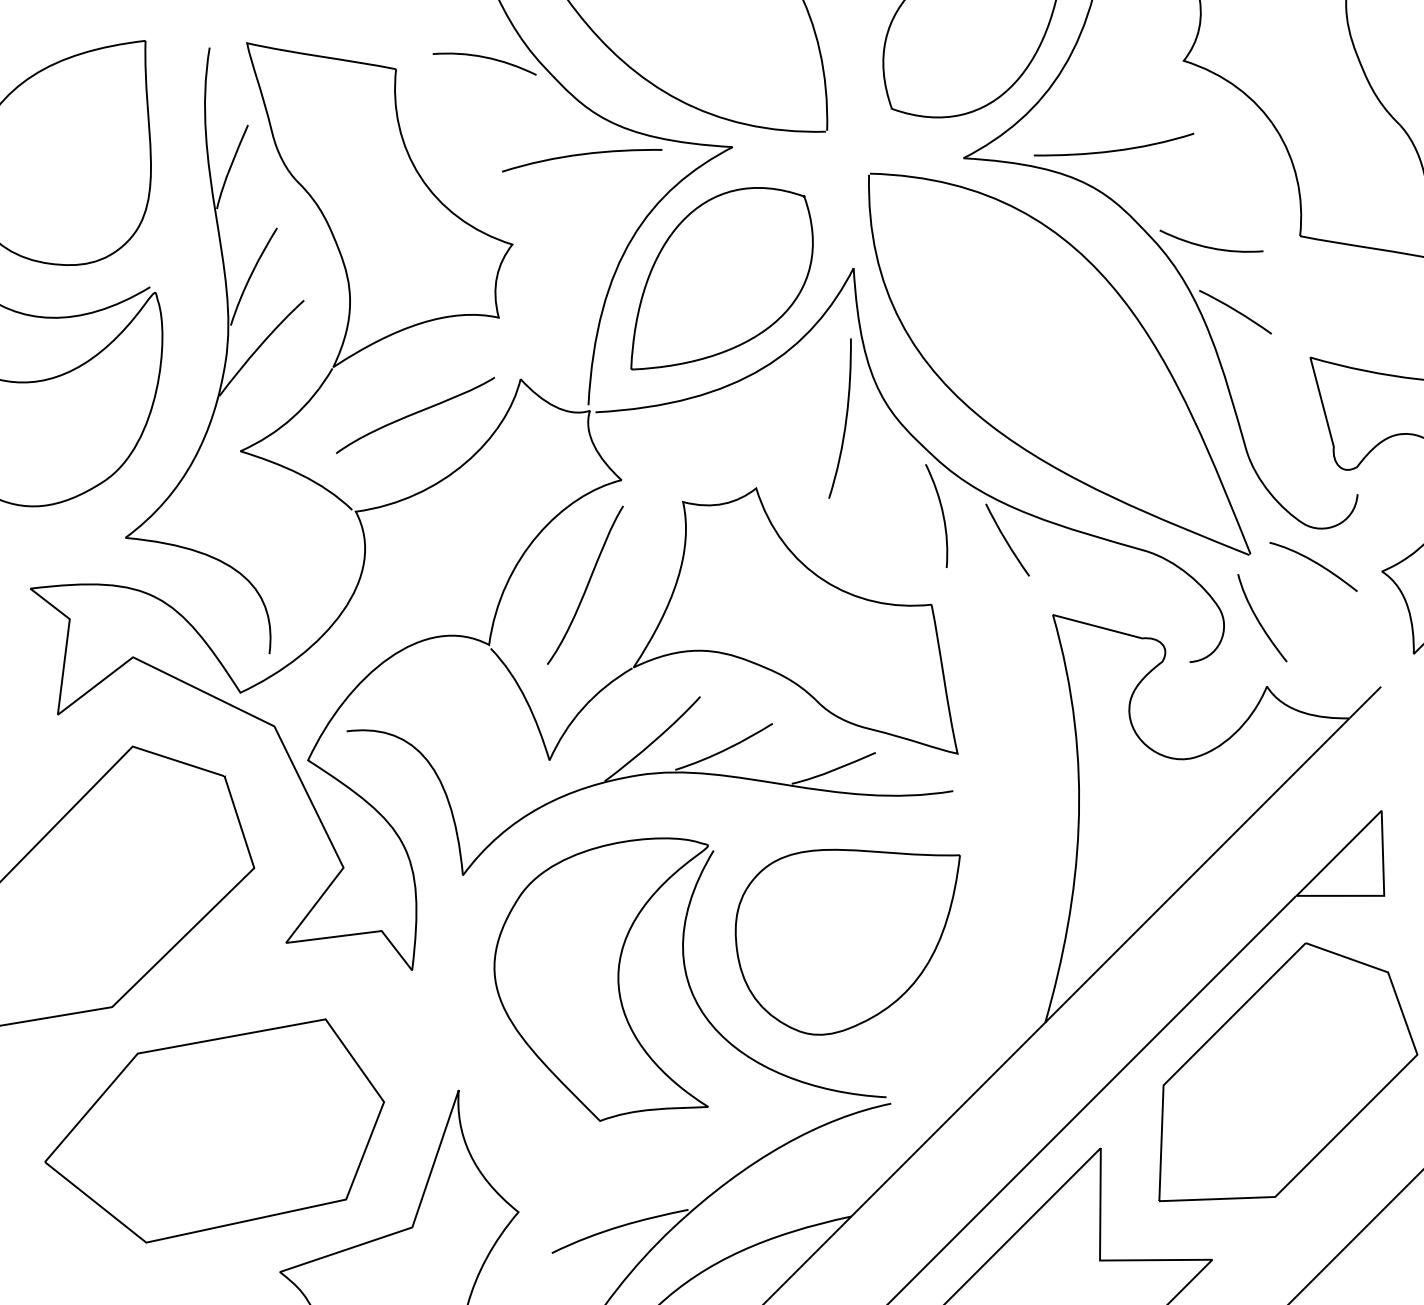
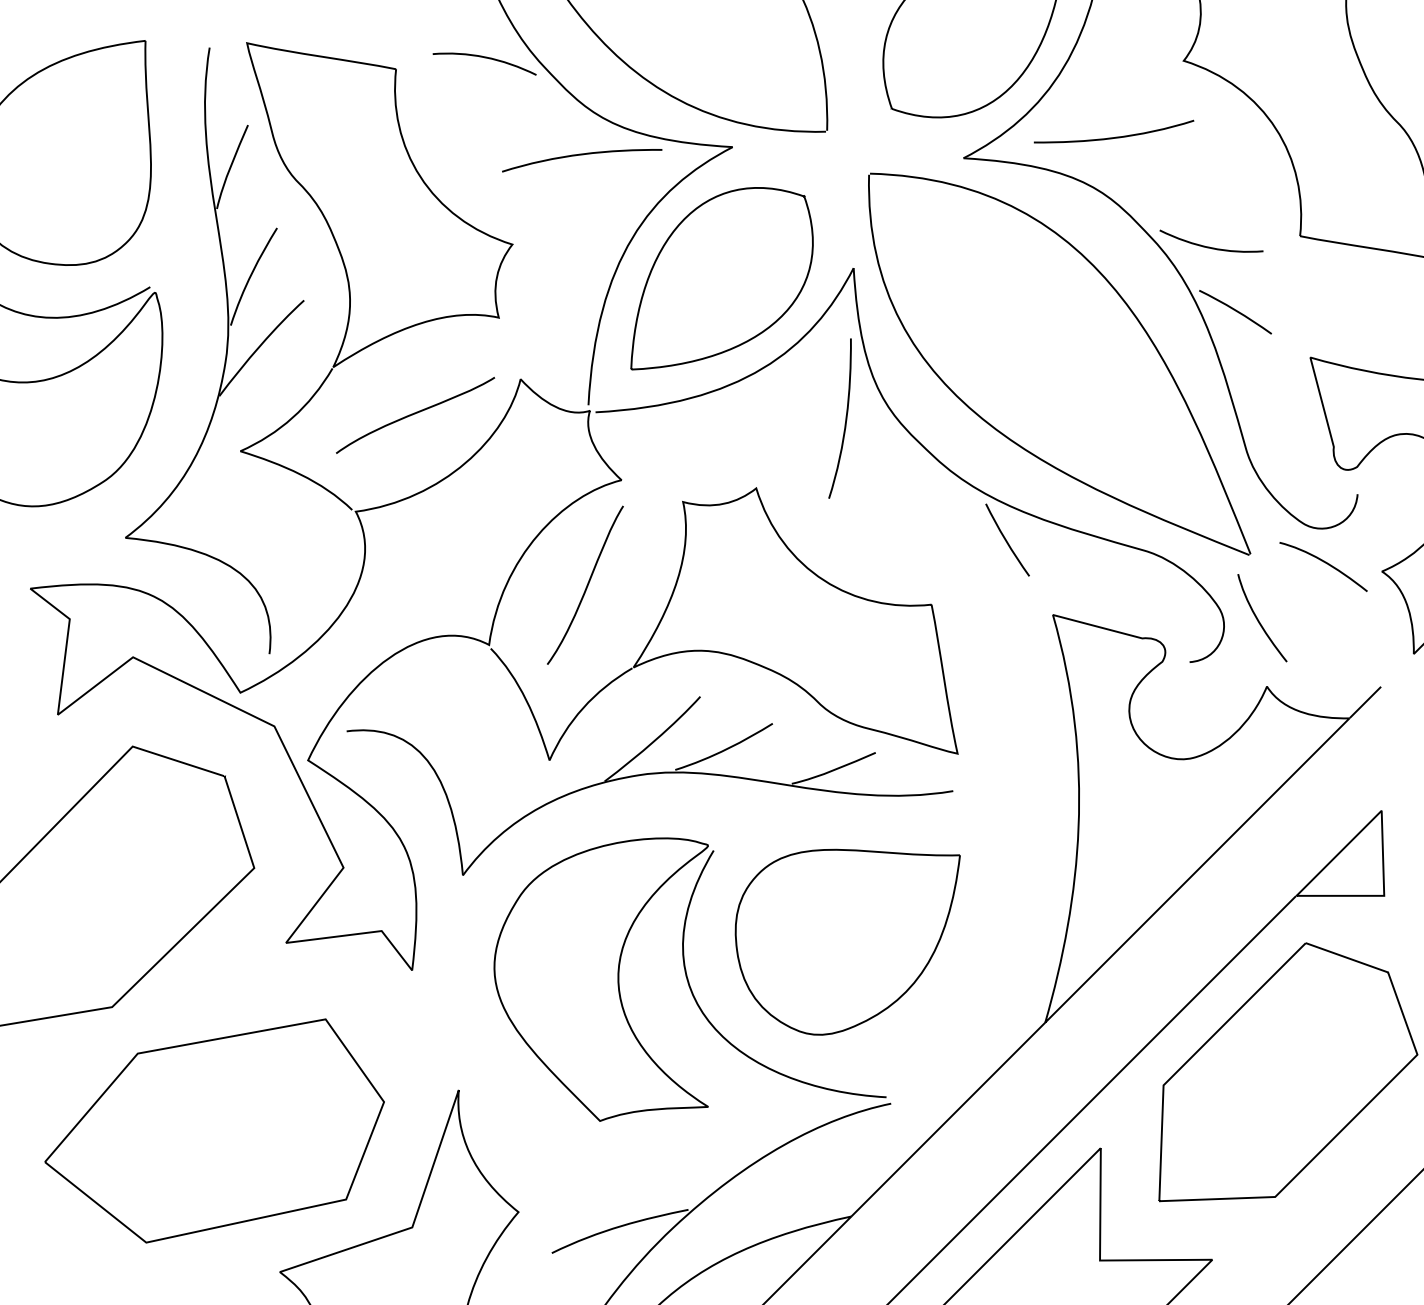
curve position: (1115, 149) -> (1115, 136) (1115, 136)
curve: present -> none (941, 512)
curve position: (1315, 563) -> (1325, 563) (1325, 563)
